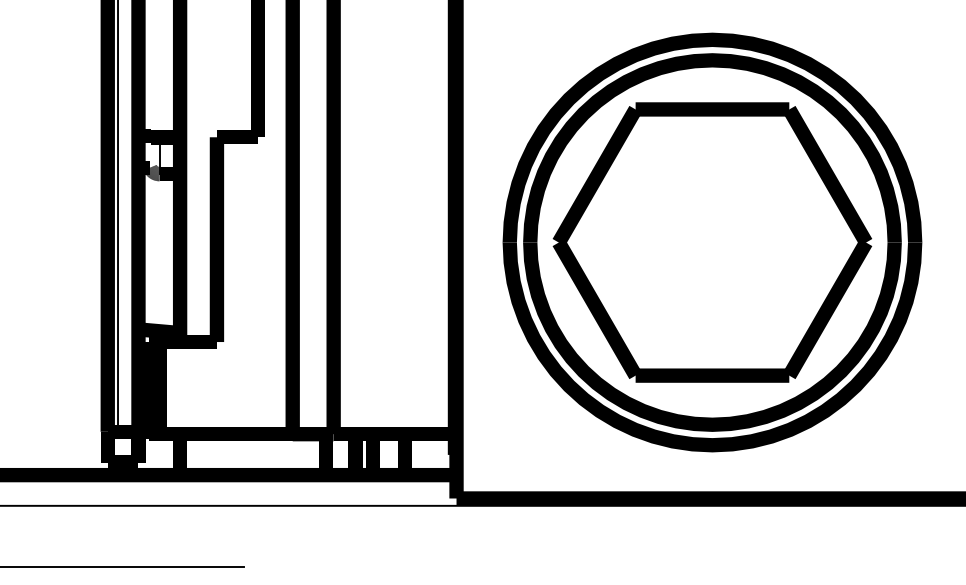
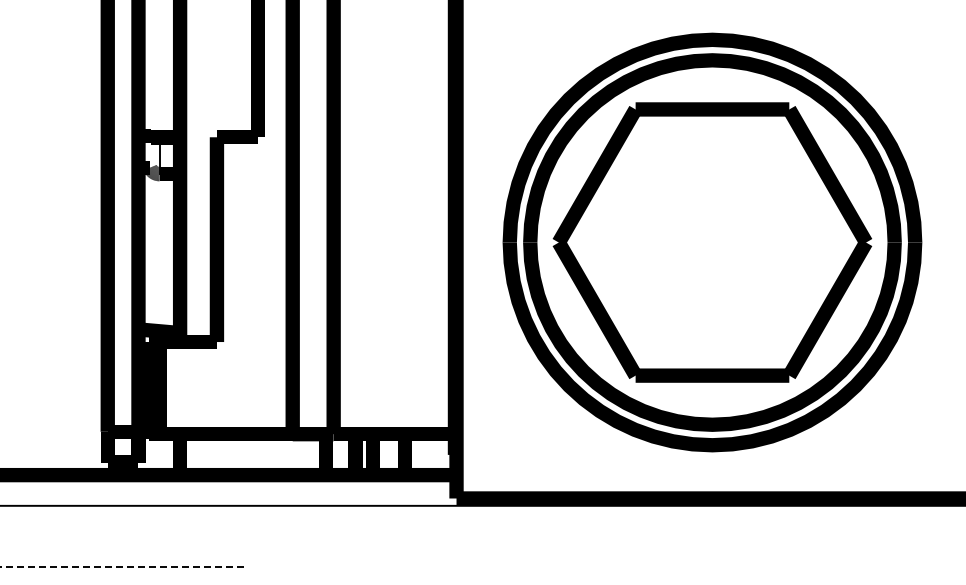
line: present -> none (118, 216)
line: solid -> dashed (122, 567)
